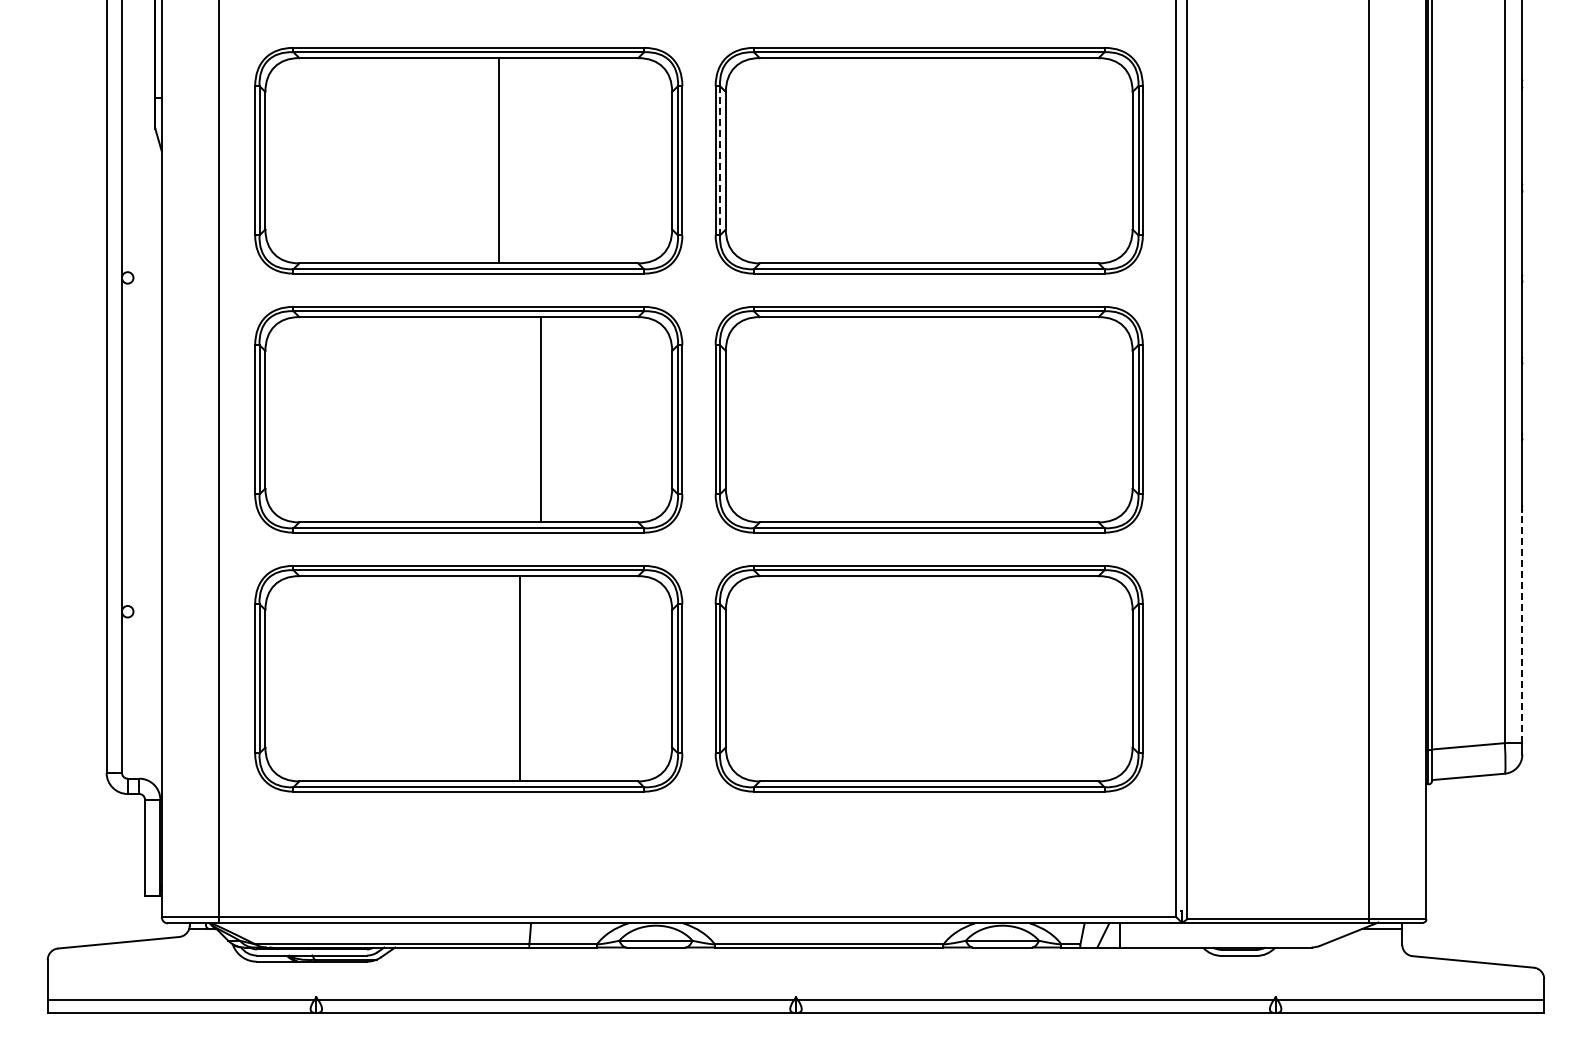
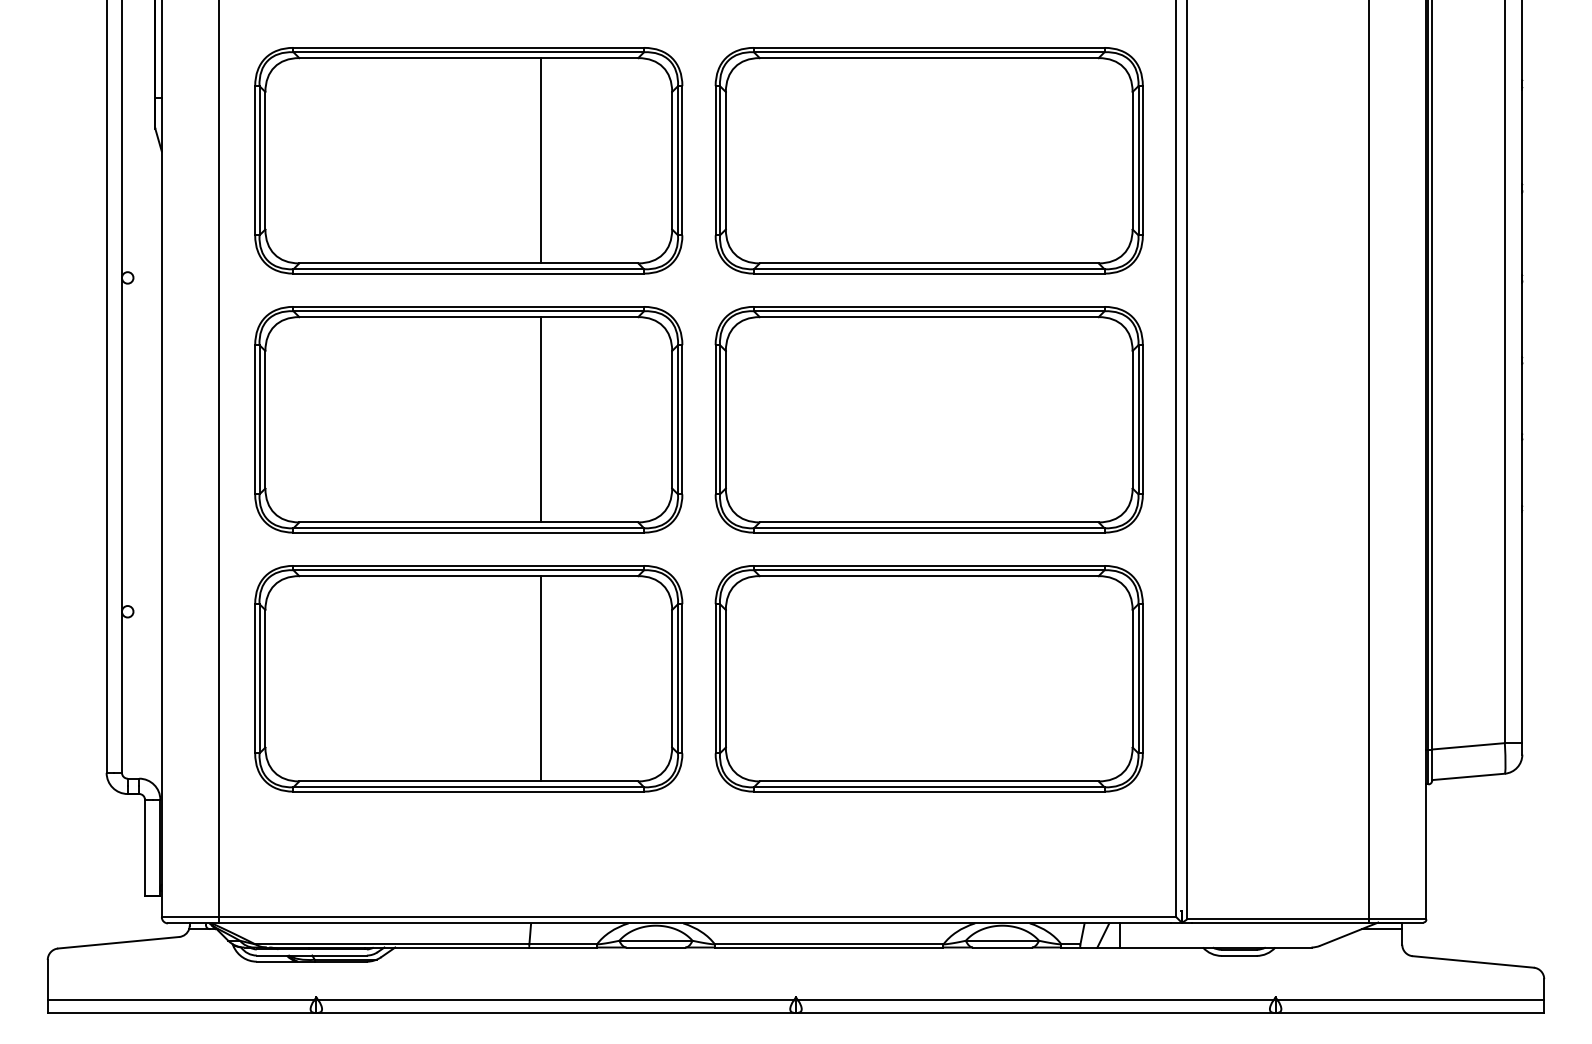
line position: (499, 160) -> (541, 160) (541, 160)
line: dashed -> solid (720, 160)
line: dashed -> solid (1522, 627)
line position: (520, 678) -> (541, 678) (541, 678)
